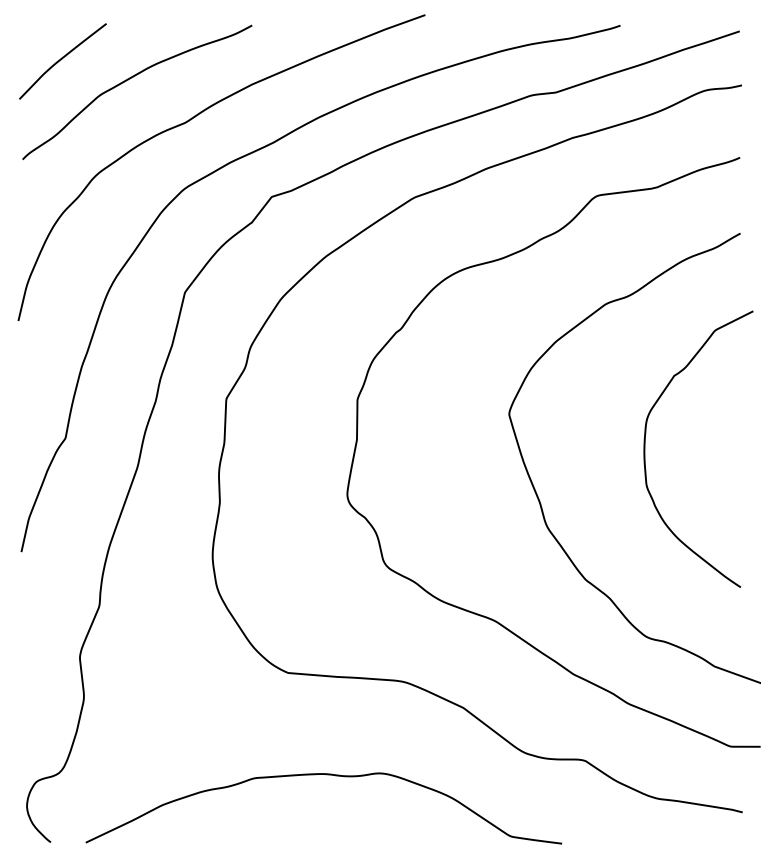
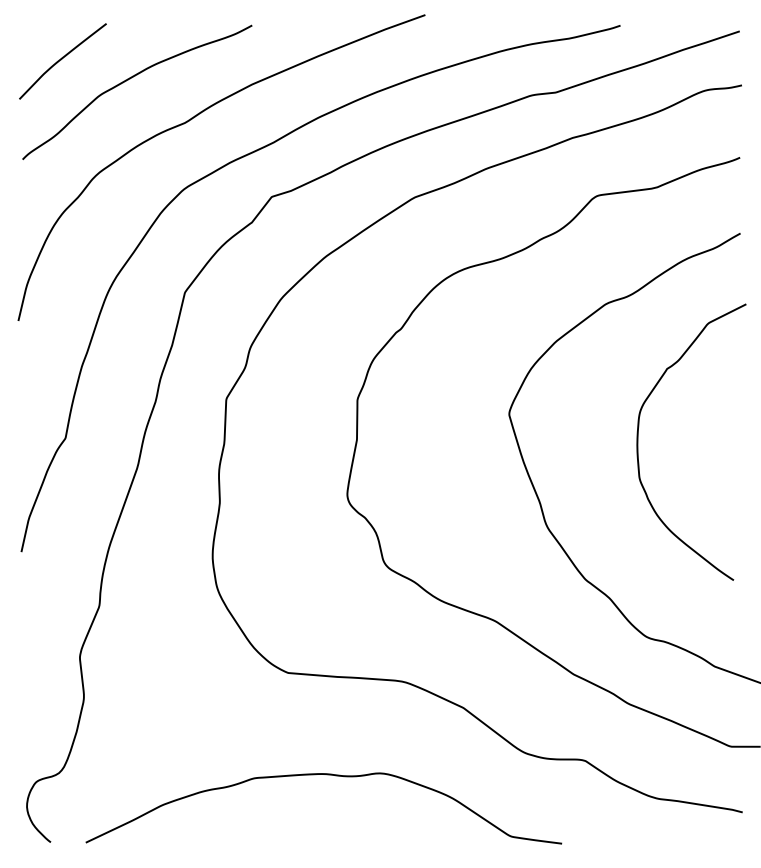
curve position: (645, 448) -> (638, 441) (638, 441)
